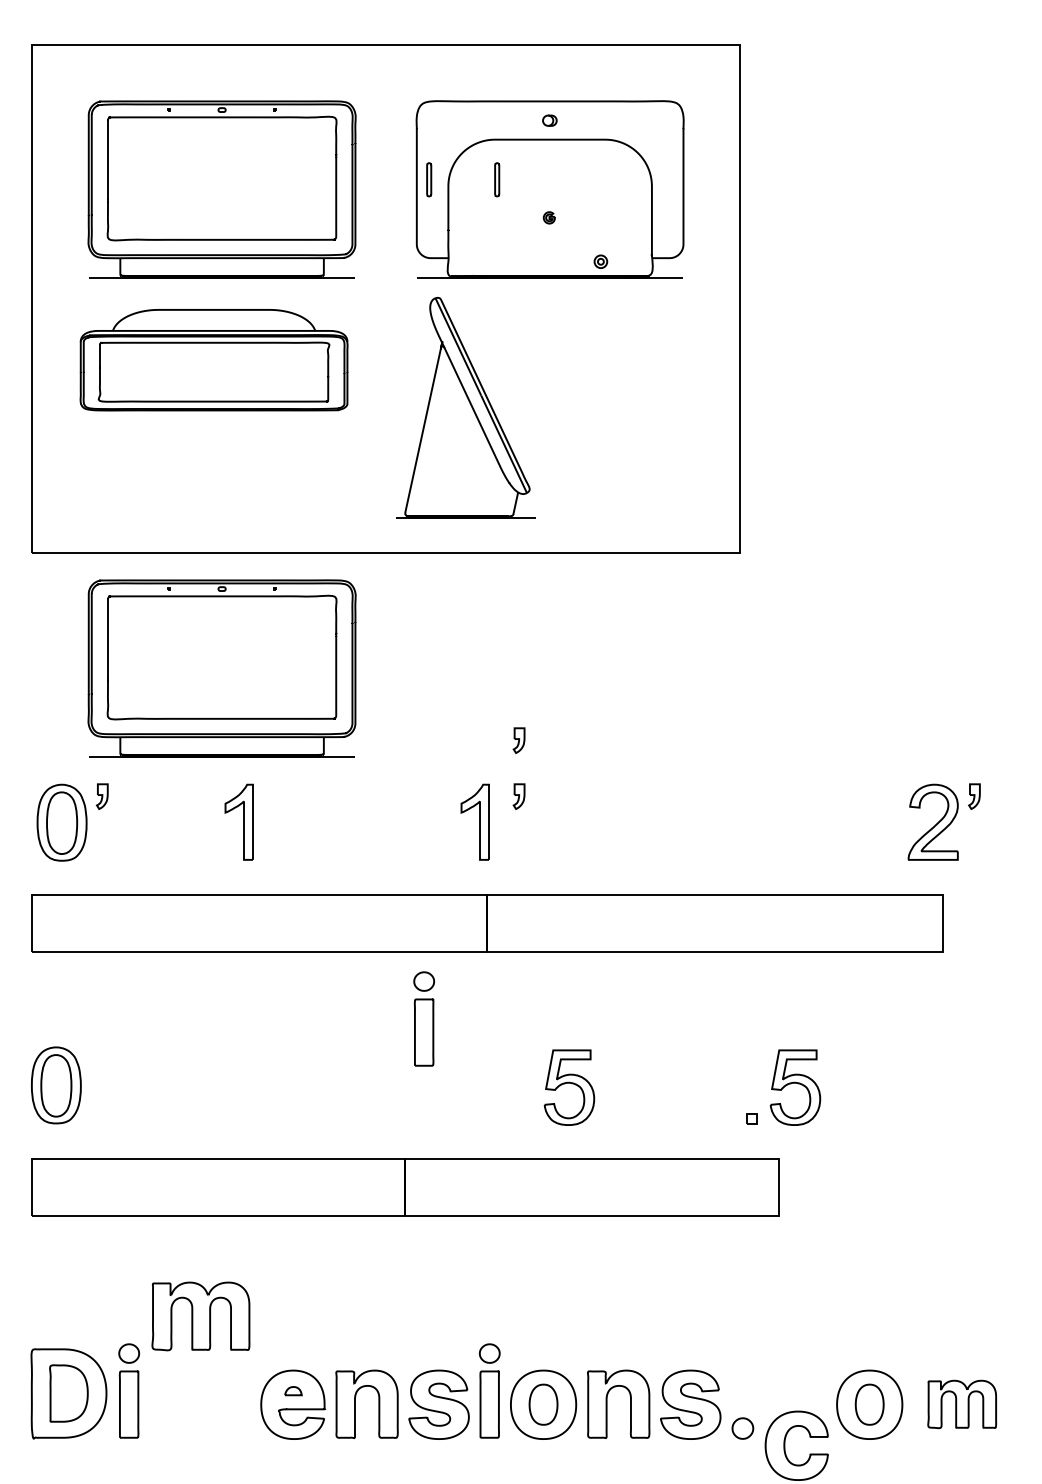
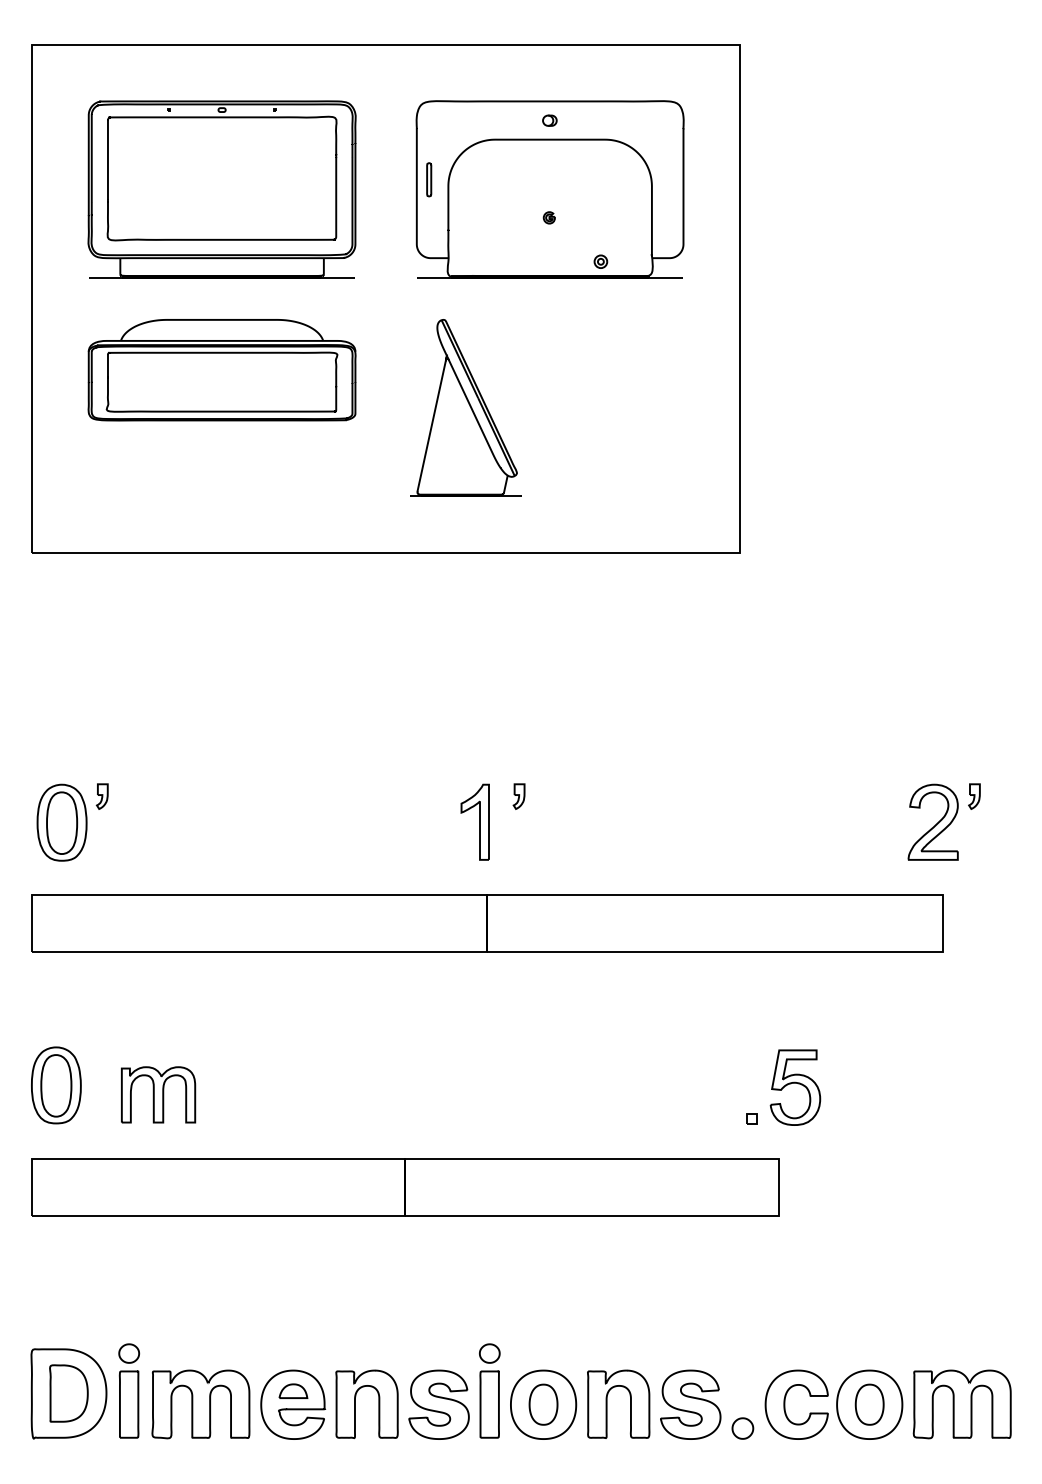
part: present -> none (497, 179)
part position: (213, 360) -> (221, 370) (221, 370)
part size: 140x222 px -> 112x178 px (465, 407)
part: present -> none (221, 668)
part: present -> none (518, 740)
part: present -> none (238, 821)
part: present -> none (424, 1018)
part: present -> none (569, 1087)
part: none -> present (158, 1094)
part position: (200, 1316) -> (200, 1404) (200, 1404)
part size: 19x11 px -> 31x16 px (293, 1390)
part size: 71x51 px -> 100x71 px (961, 1404)
part position: (785, 1445) -> (785, 1404) (785, 1404)
